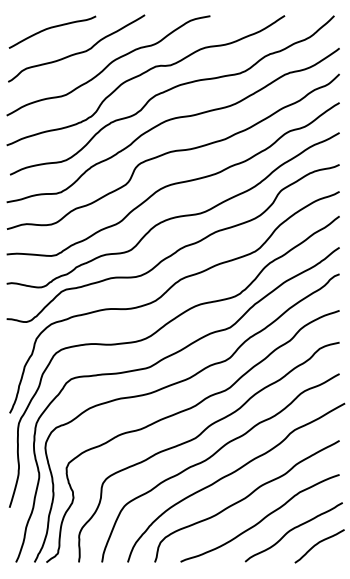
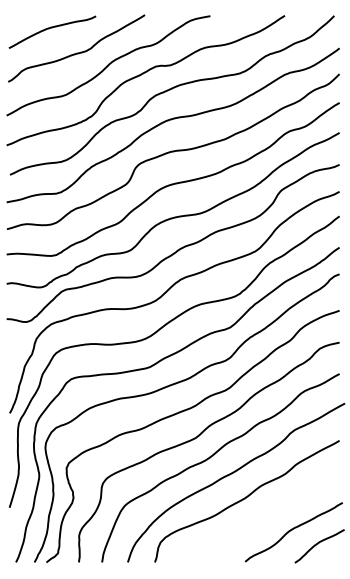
curve: present -> none (261, 519)
